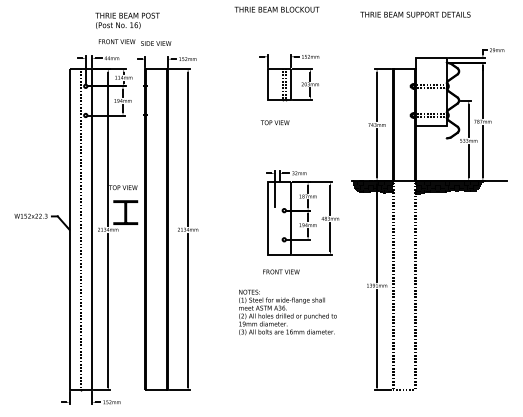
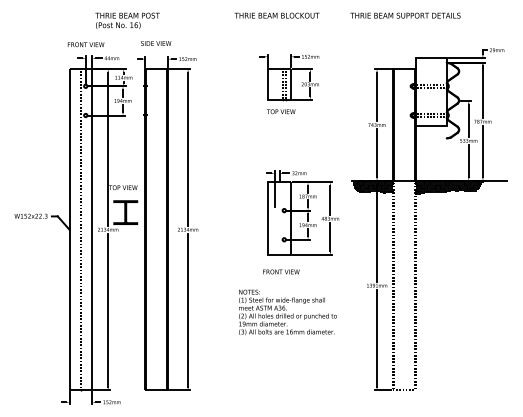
text position: (276, 9) -> (276, 15) (276, 15)
text position: (415, 14) -> (405, 15) (405, 15)
text position: (116, 41) -> (85, 44) (85, 44)
text position: (274, 122) -> (280, 111) (280, 111)
